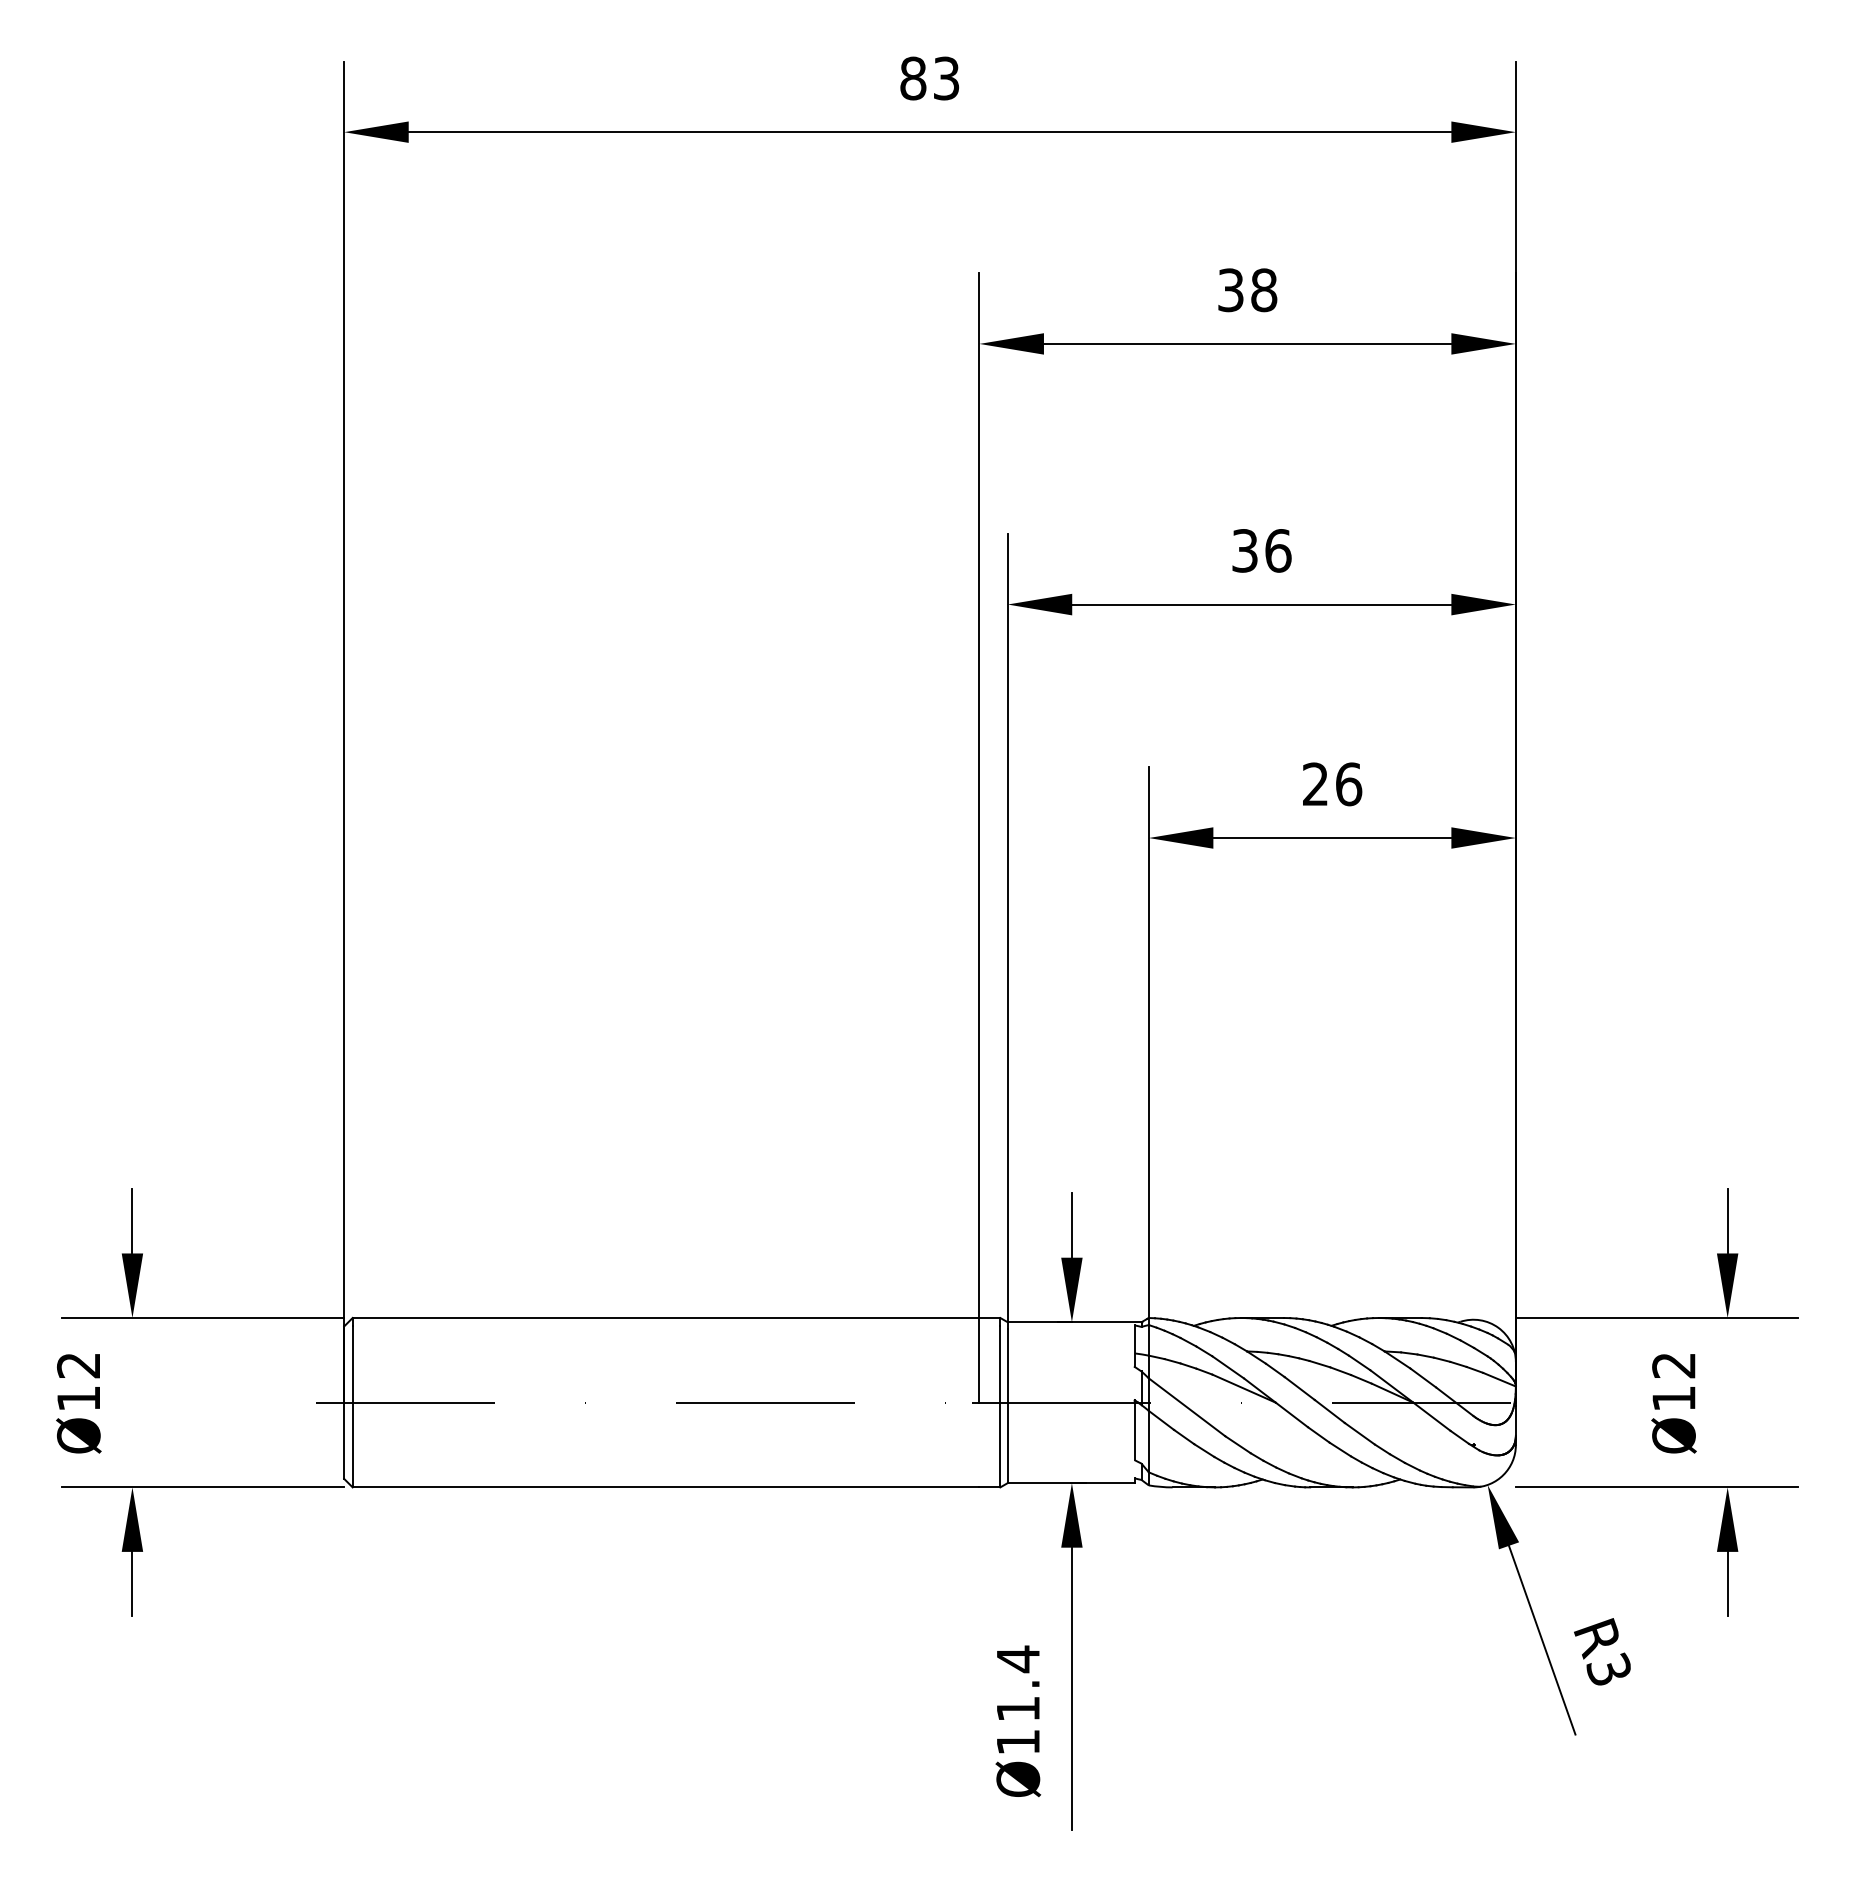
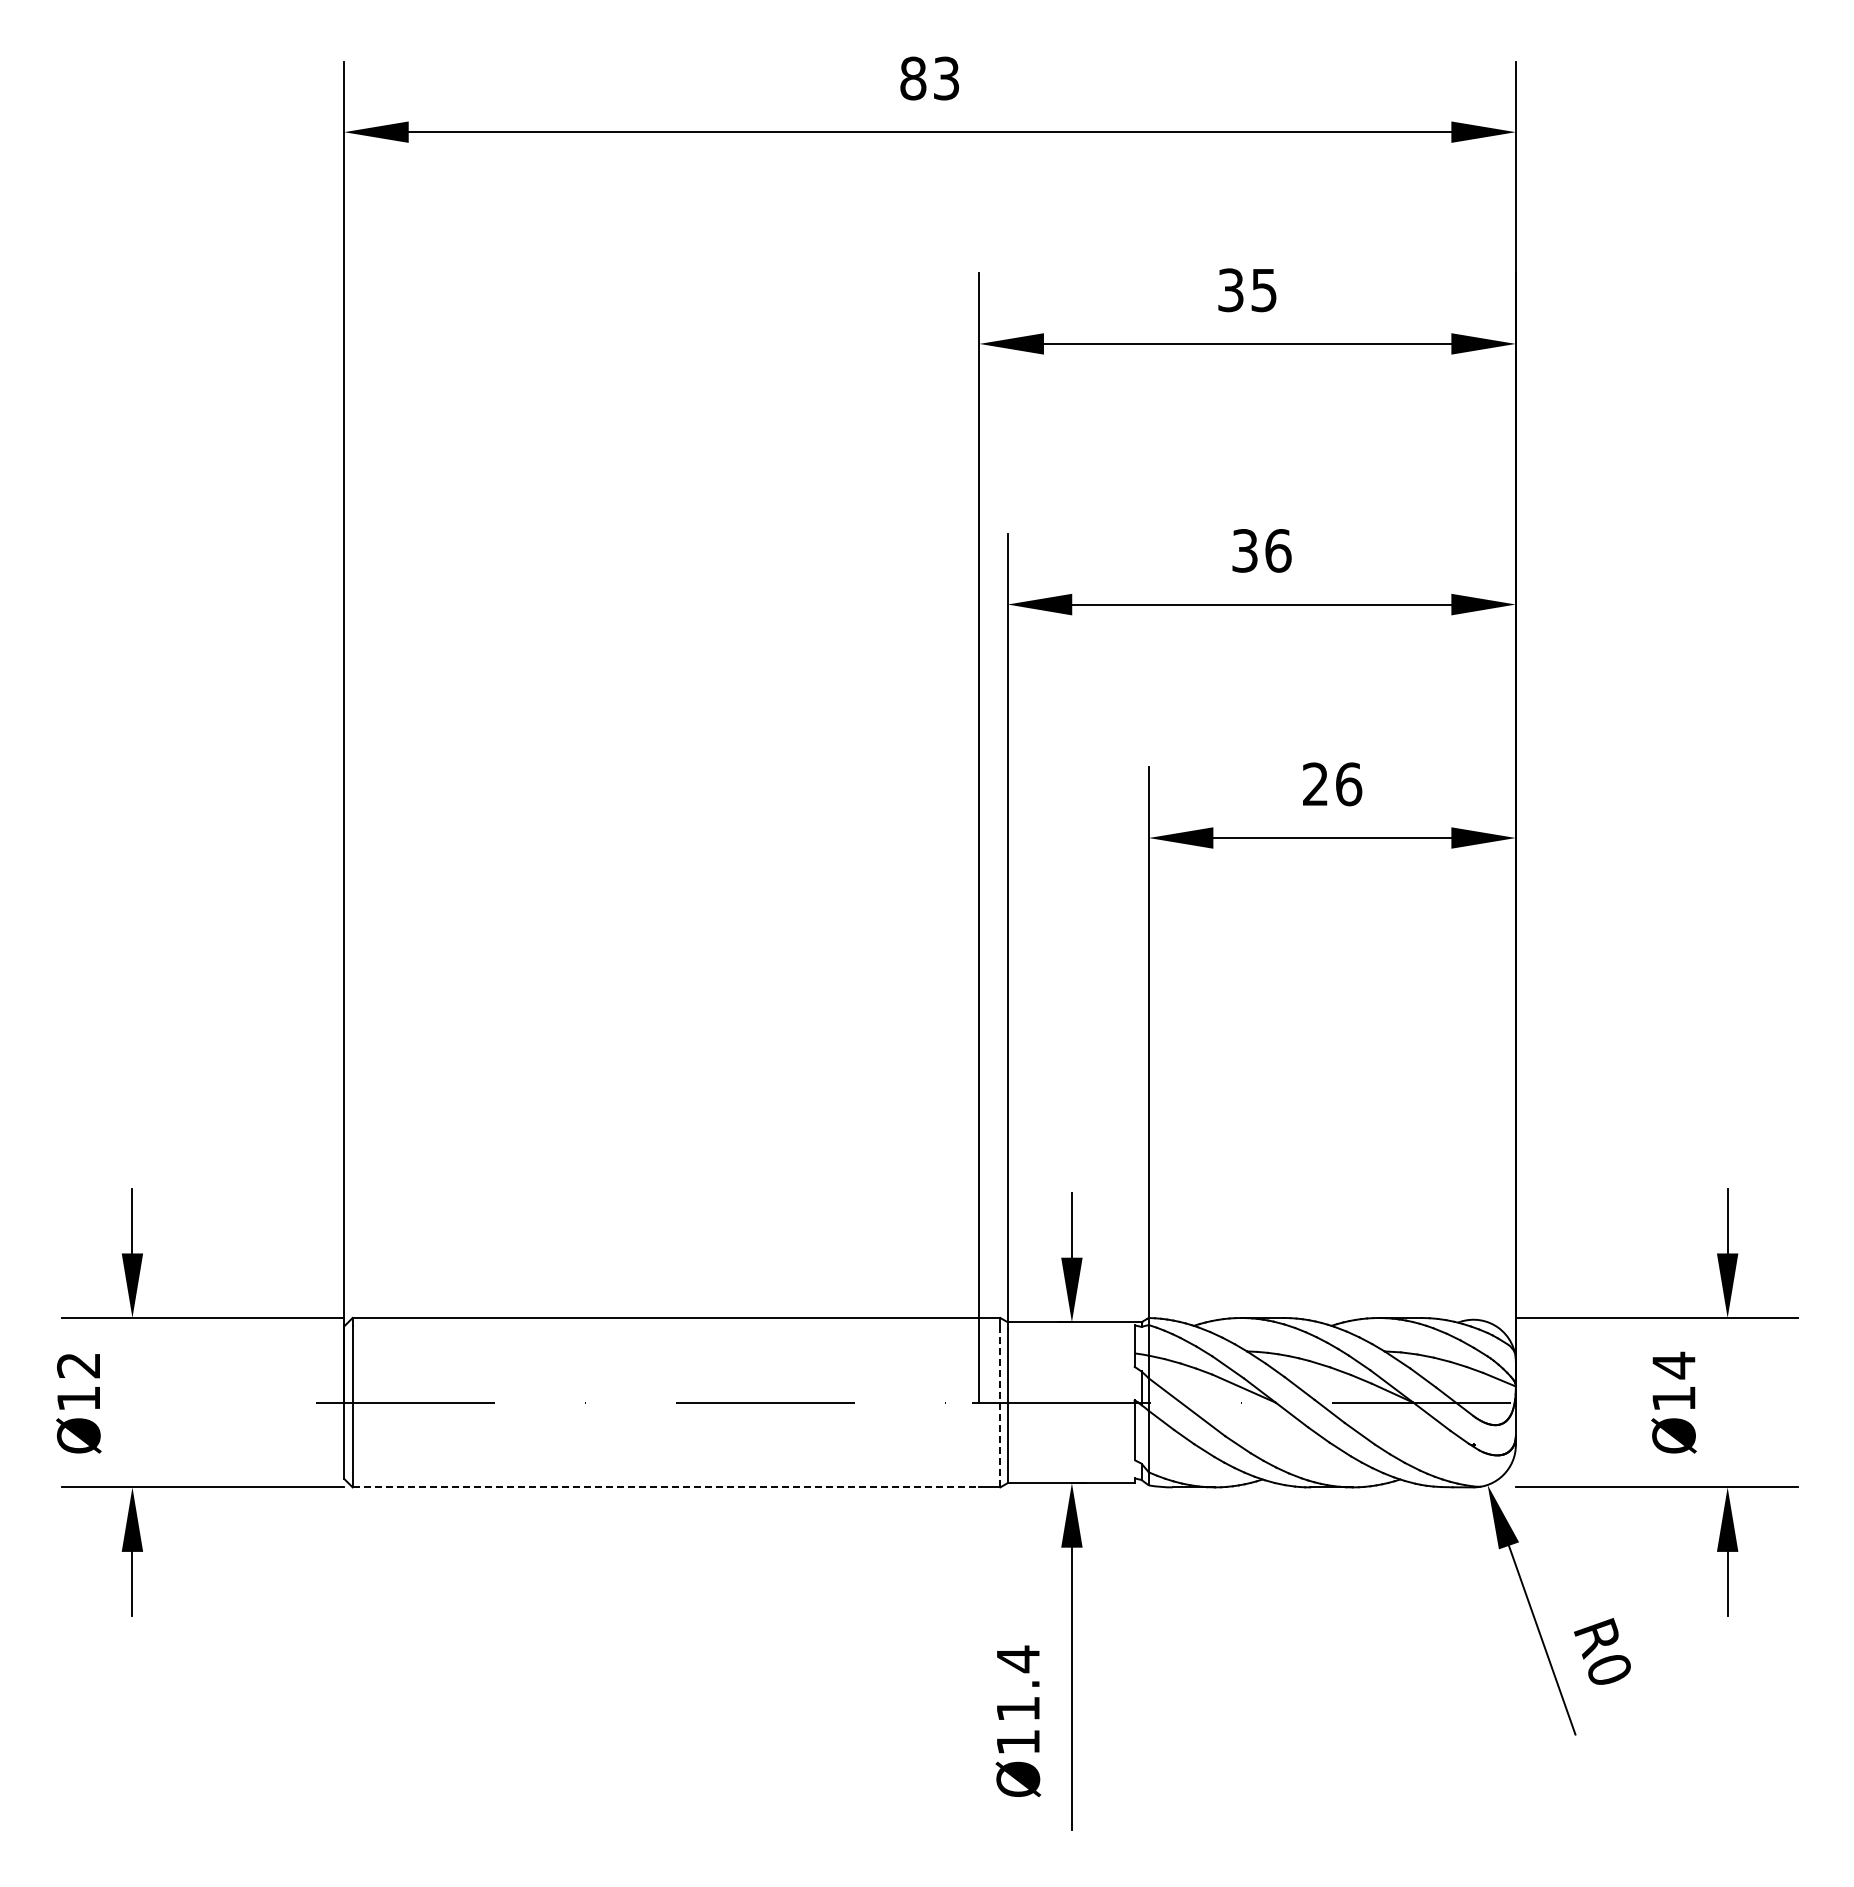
text: 38 -> 35 (1264, 290)
text: Ø12 -> Ø14 (1673, 1365)
line: solid -> dashed (1000, 1406)
line: solid -> dashed (666, 1487)
text: R3 -> R0 (1608, 1668)
